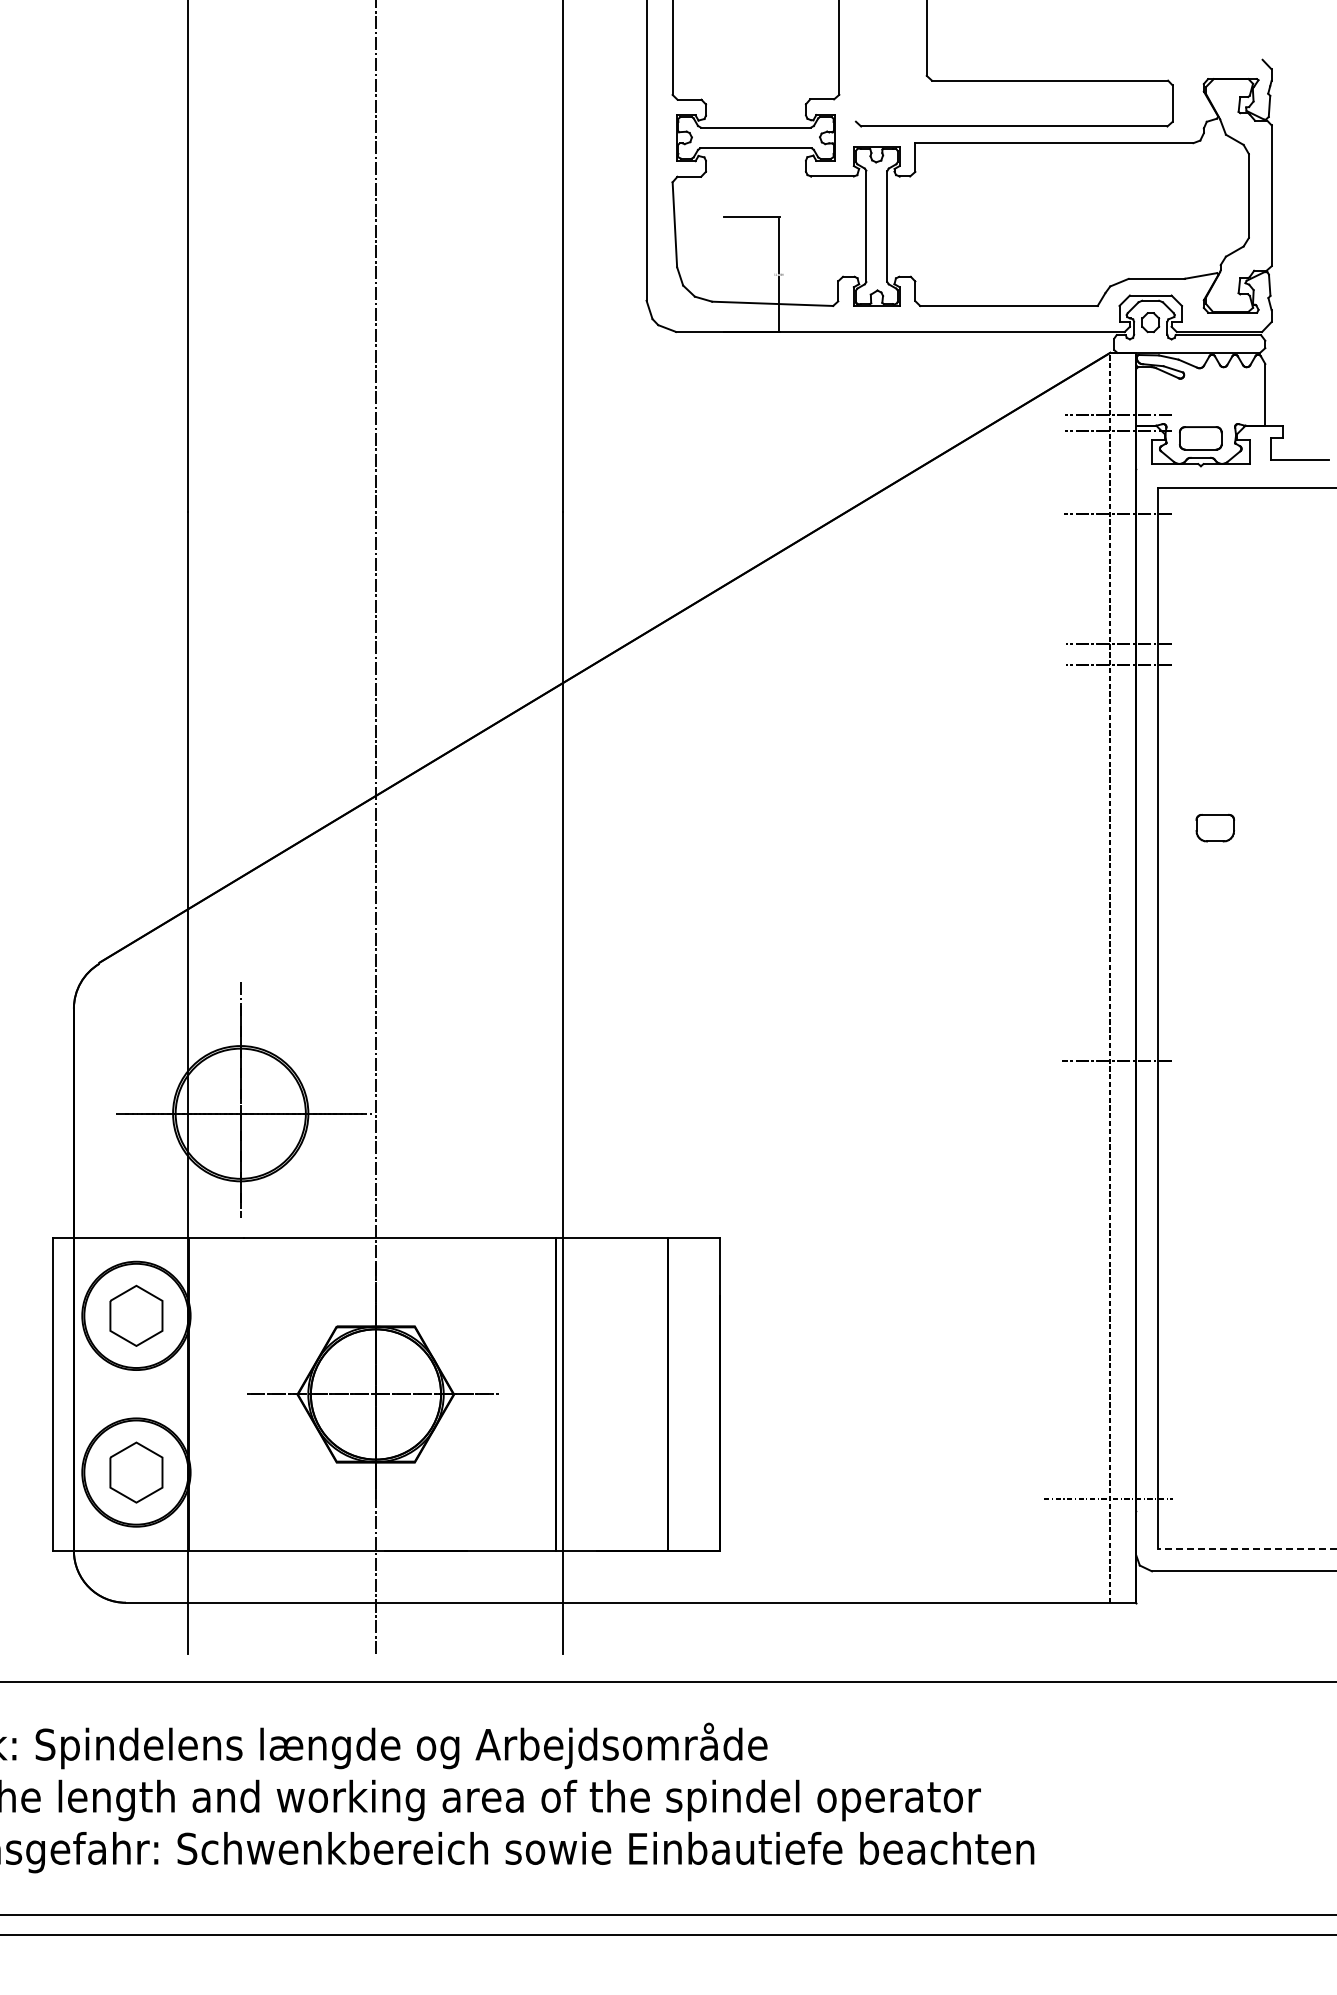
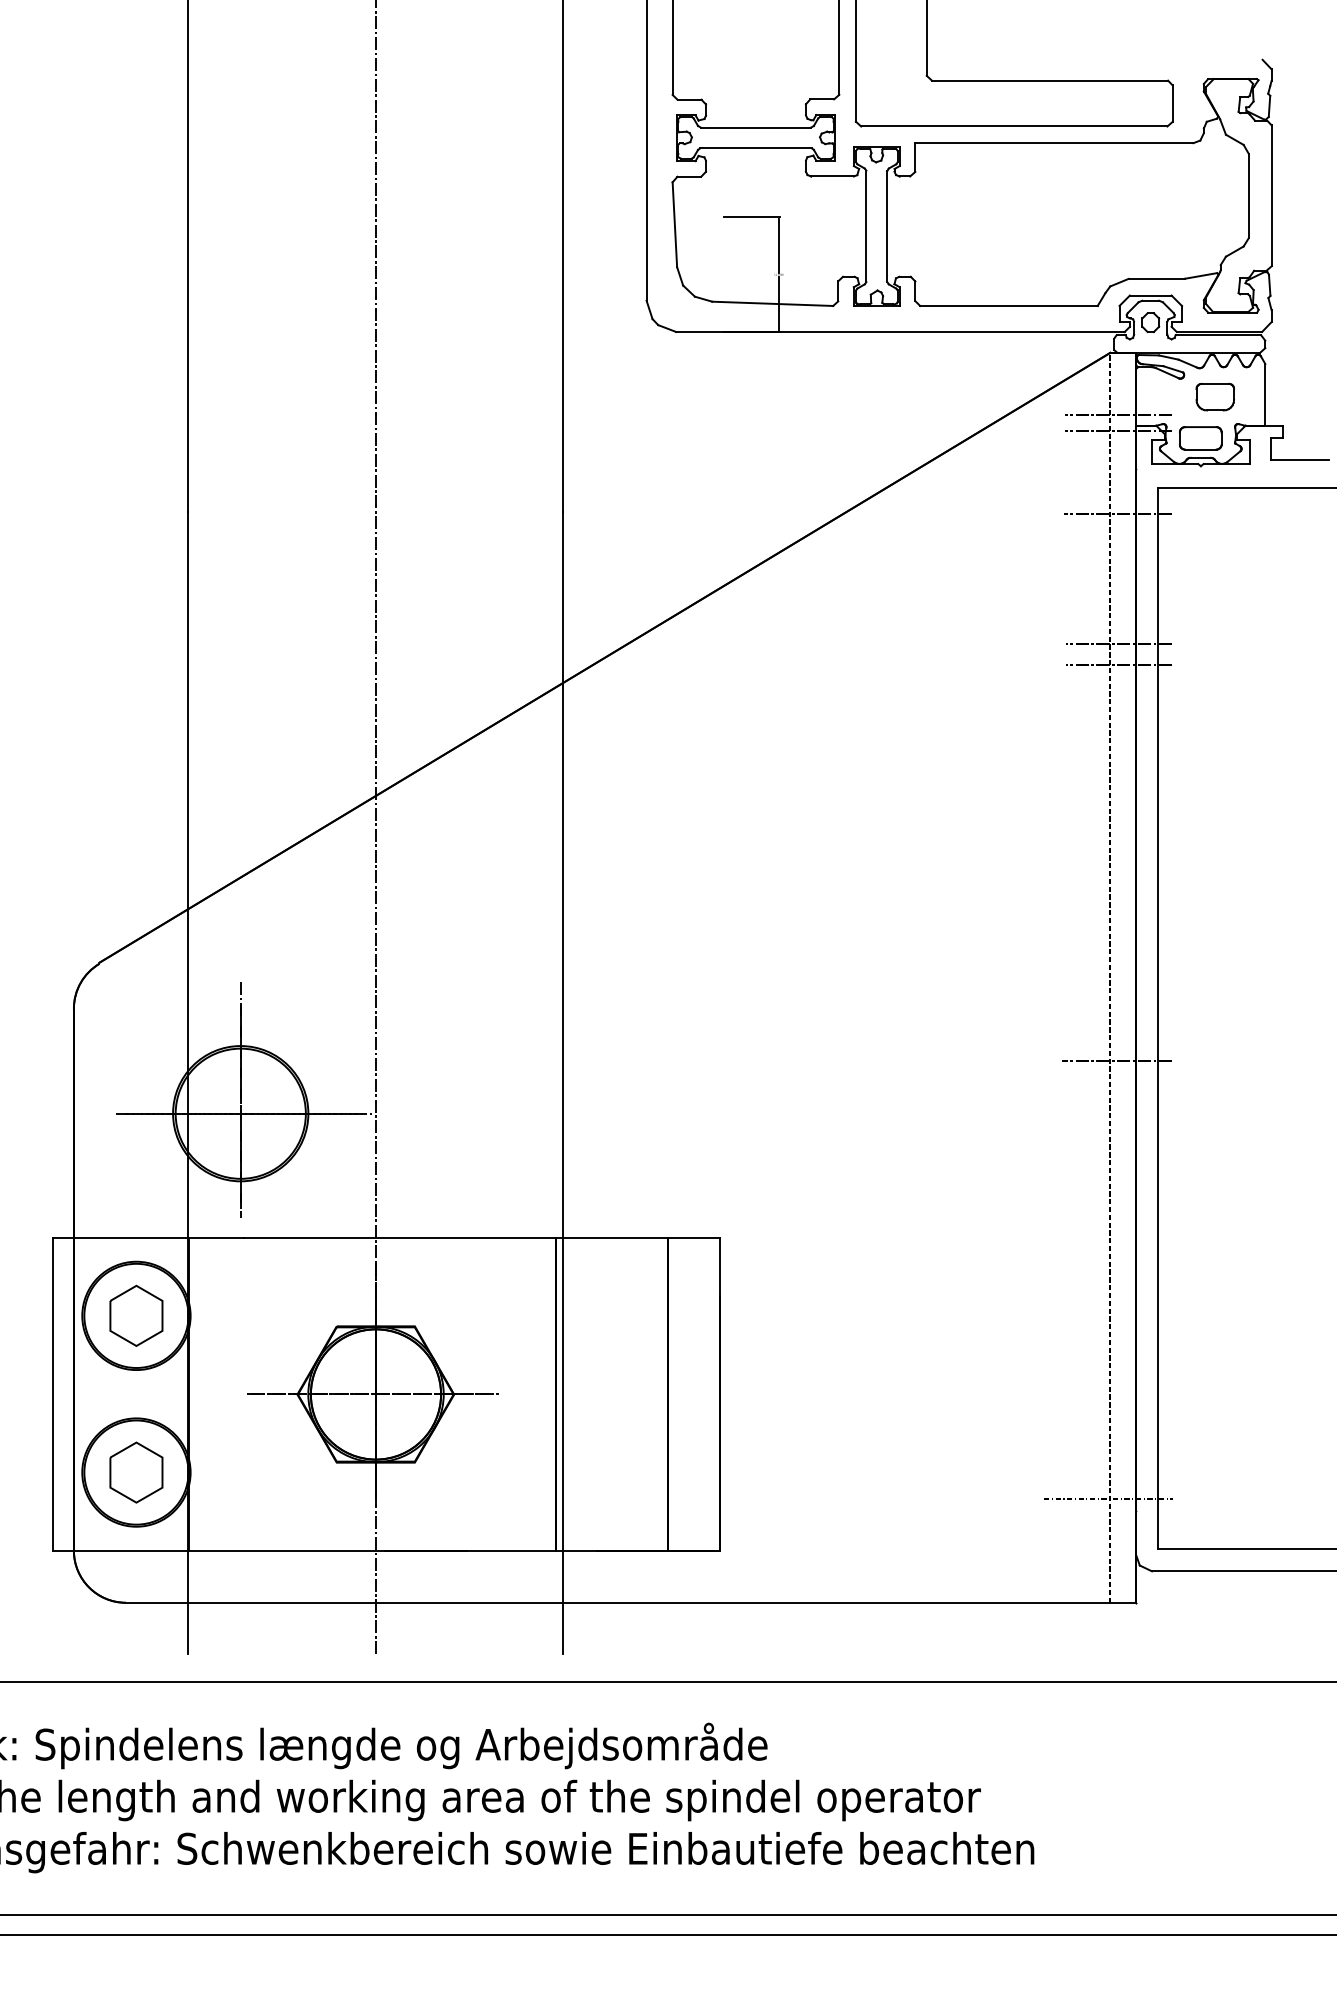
line: none -> present (855, 61)
part position: (1214, 827) -> (1214, 396) (1214, 396)
line: dashed -> solid (1247, 1549)
